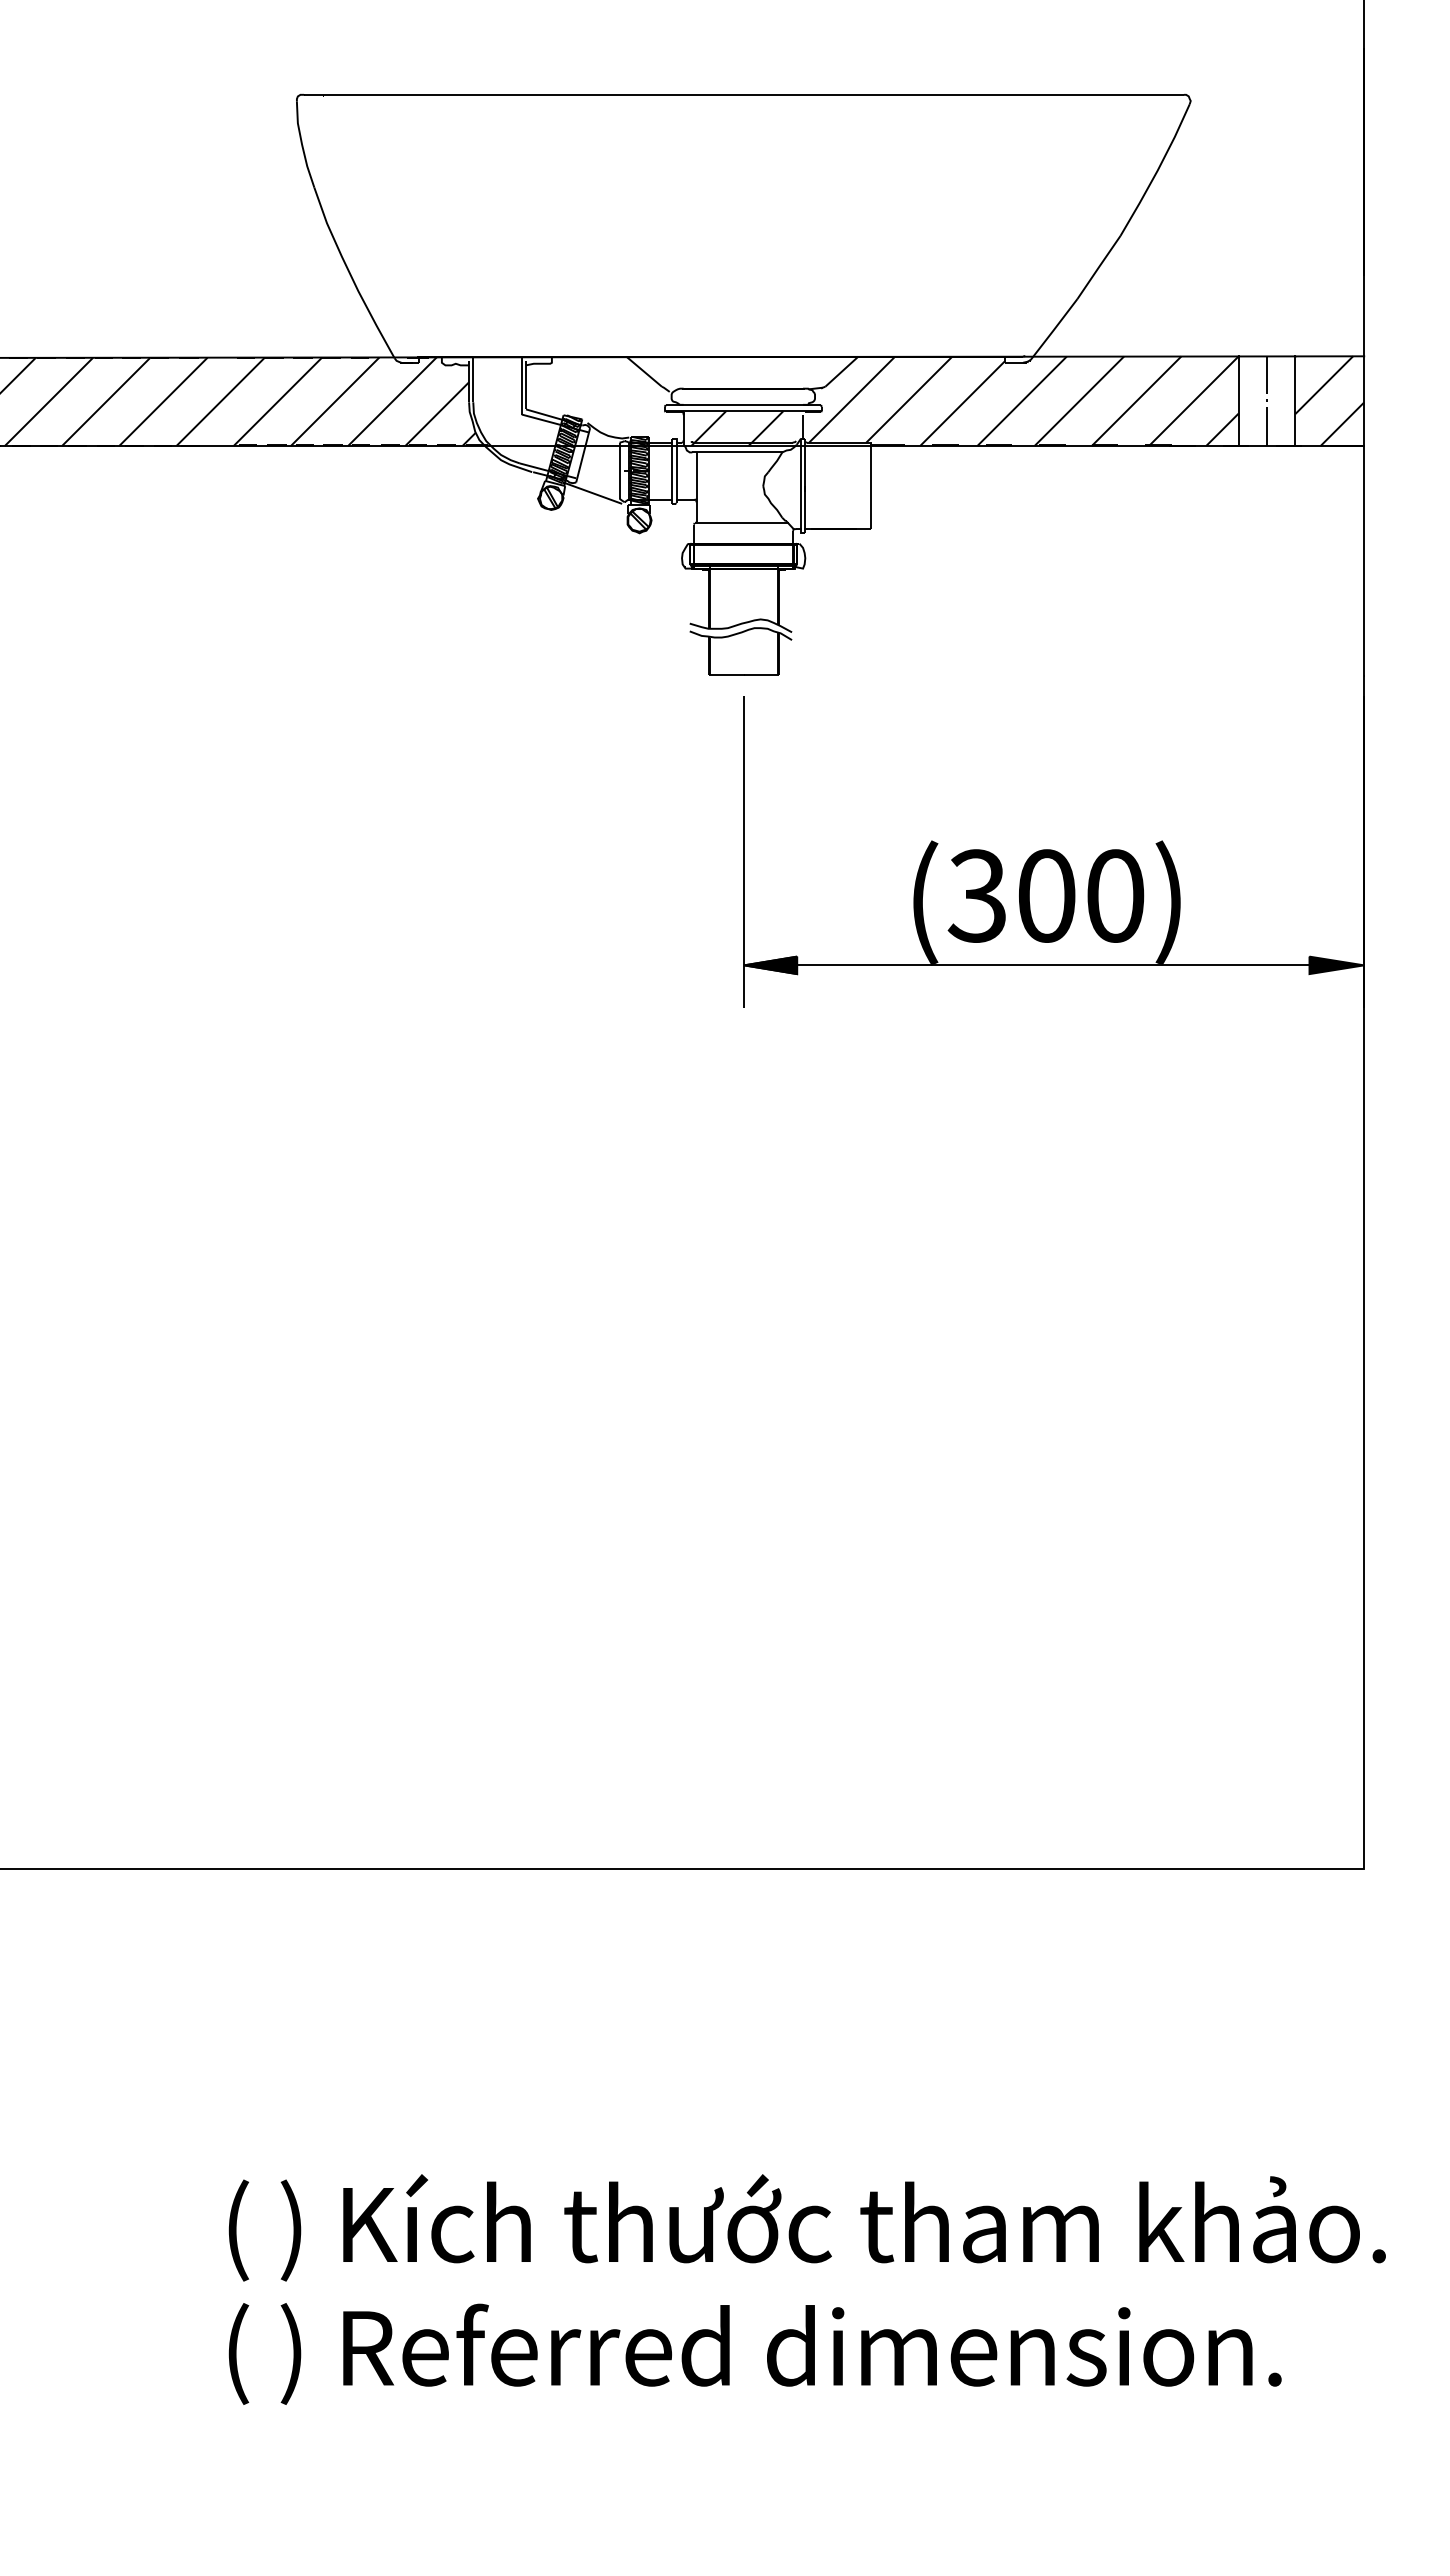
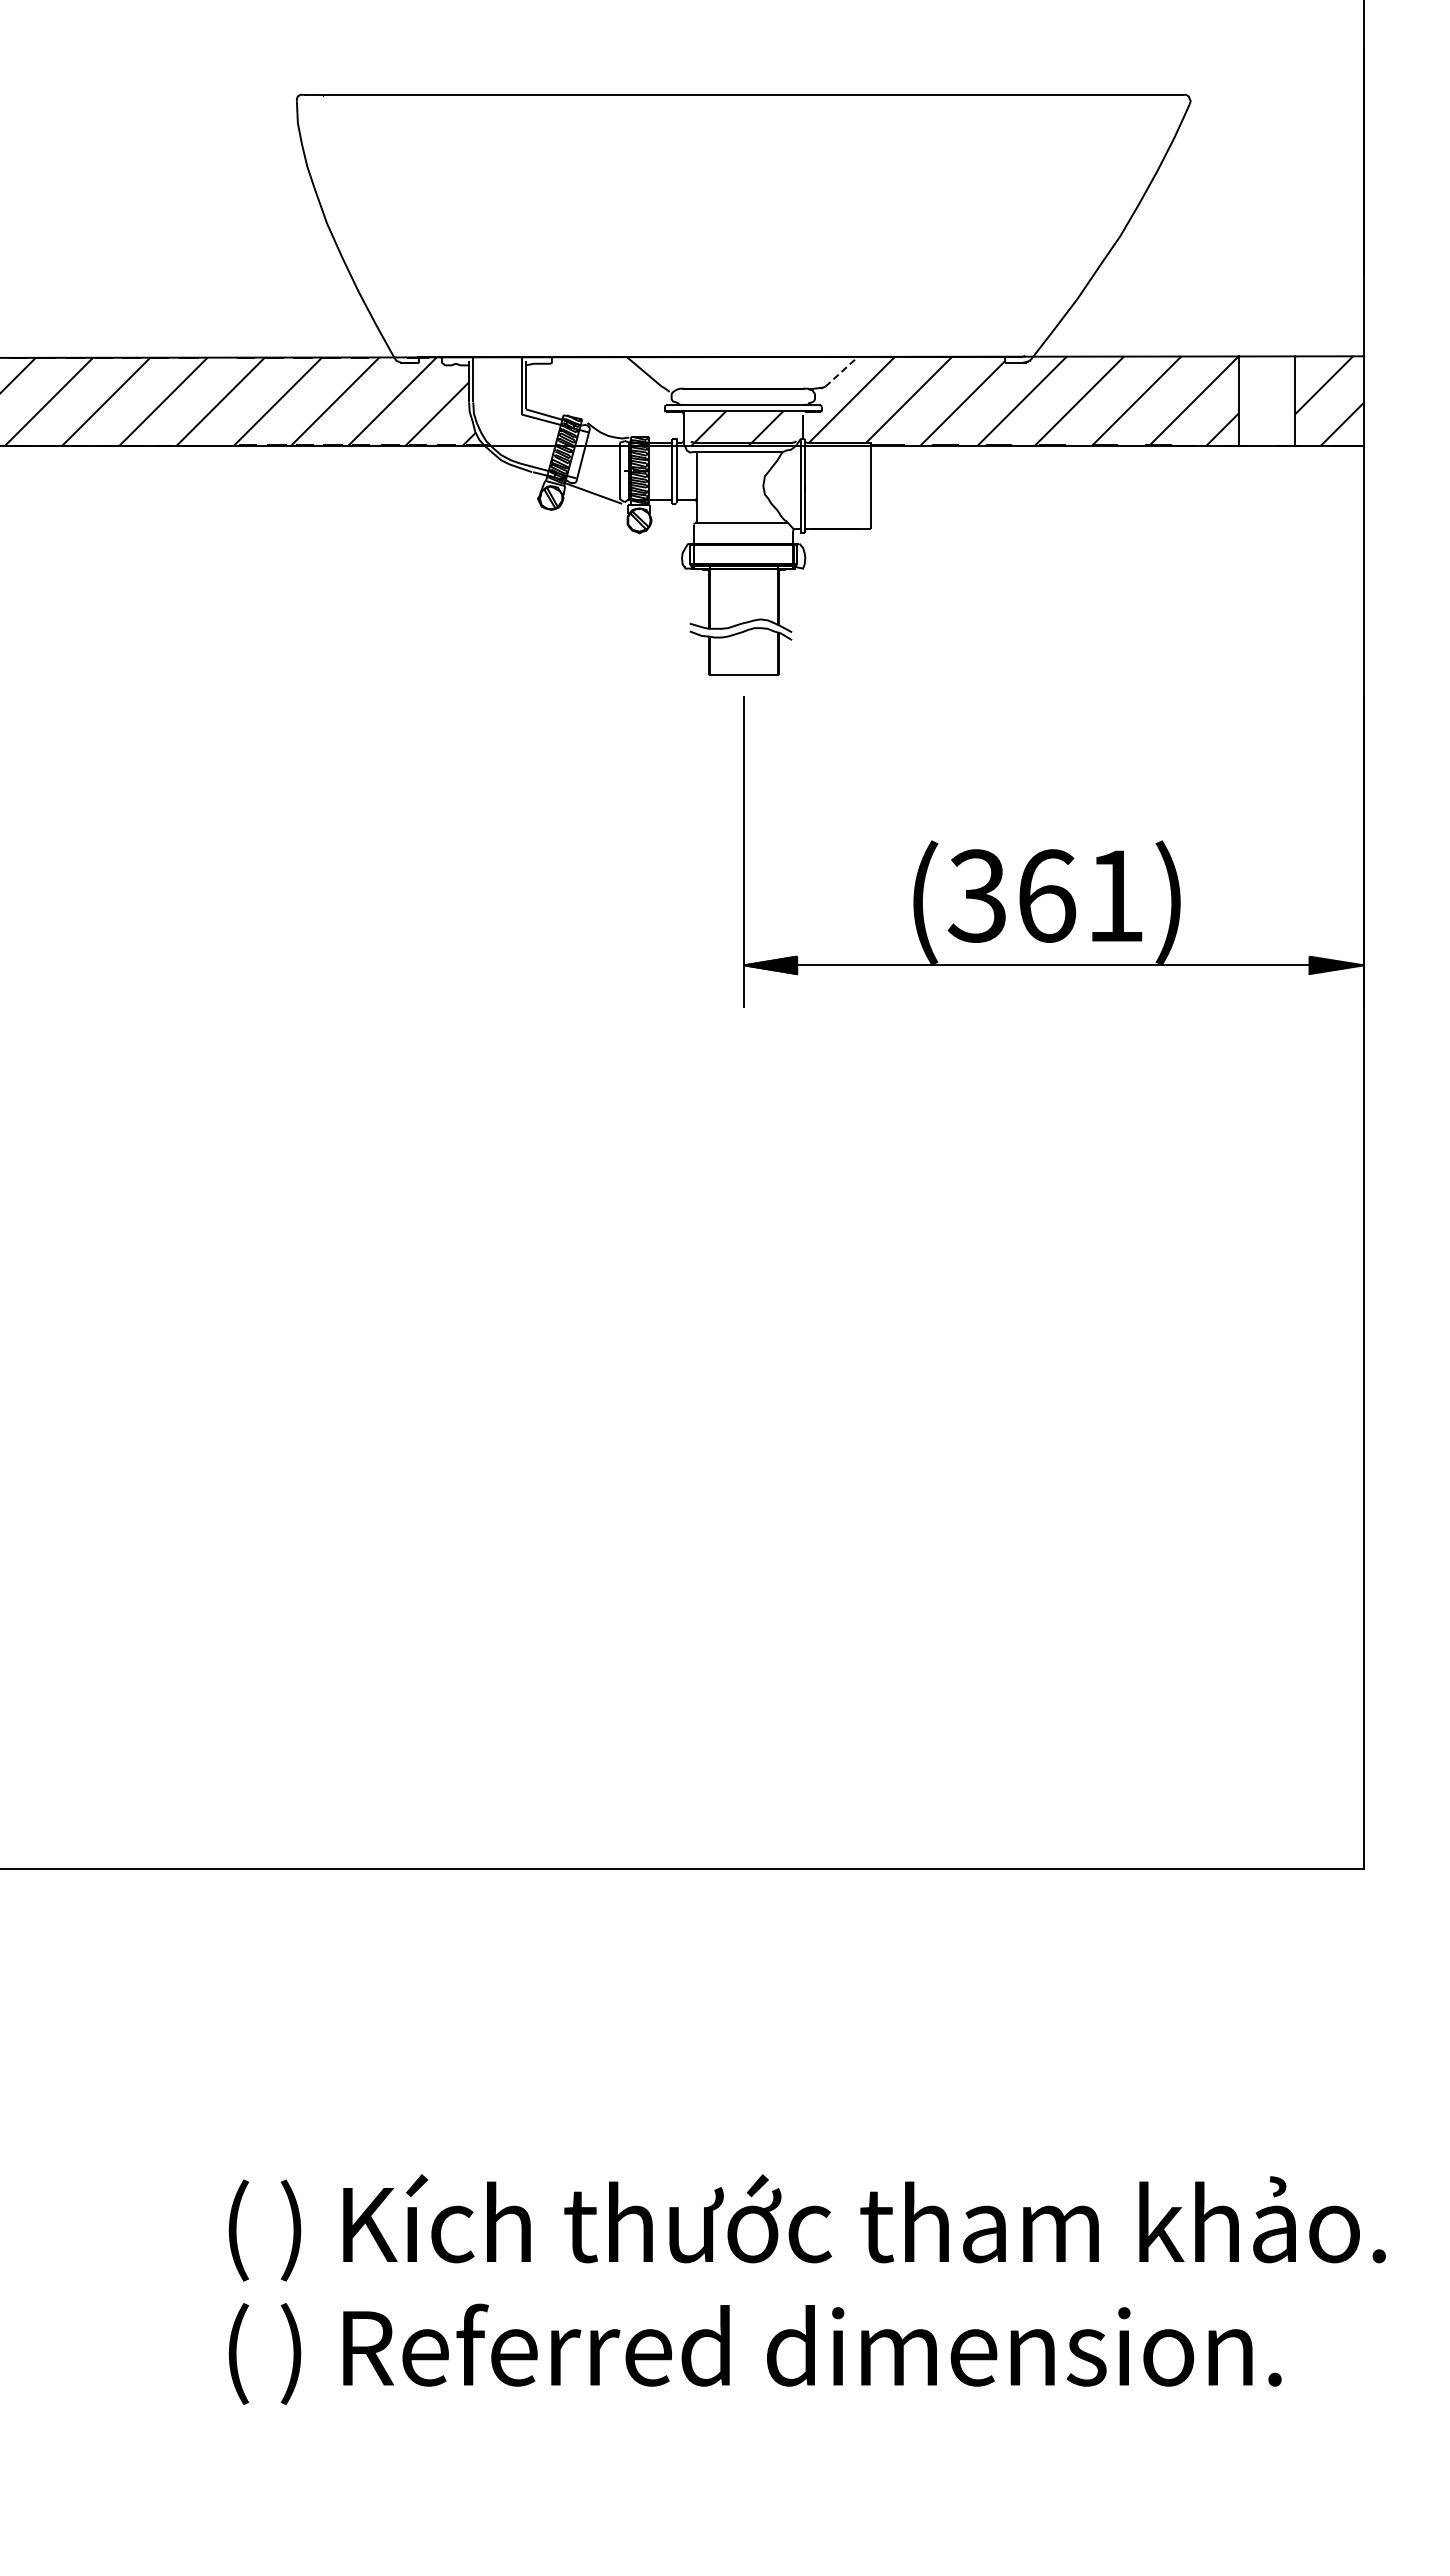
line: solid -> dashed (842, 371)
line: present -> none (1267, 400)
text: (300) -> (361) (1081, 895)
